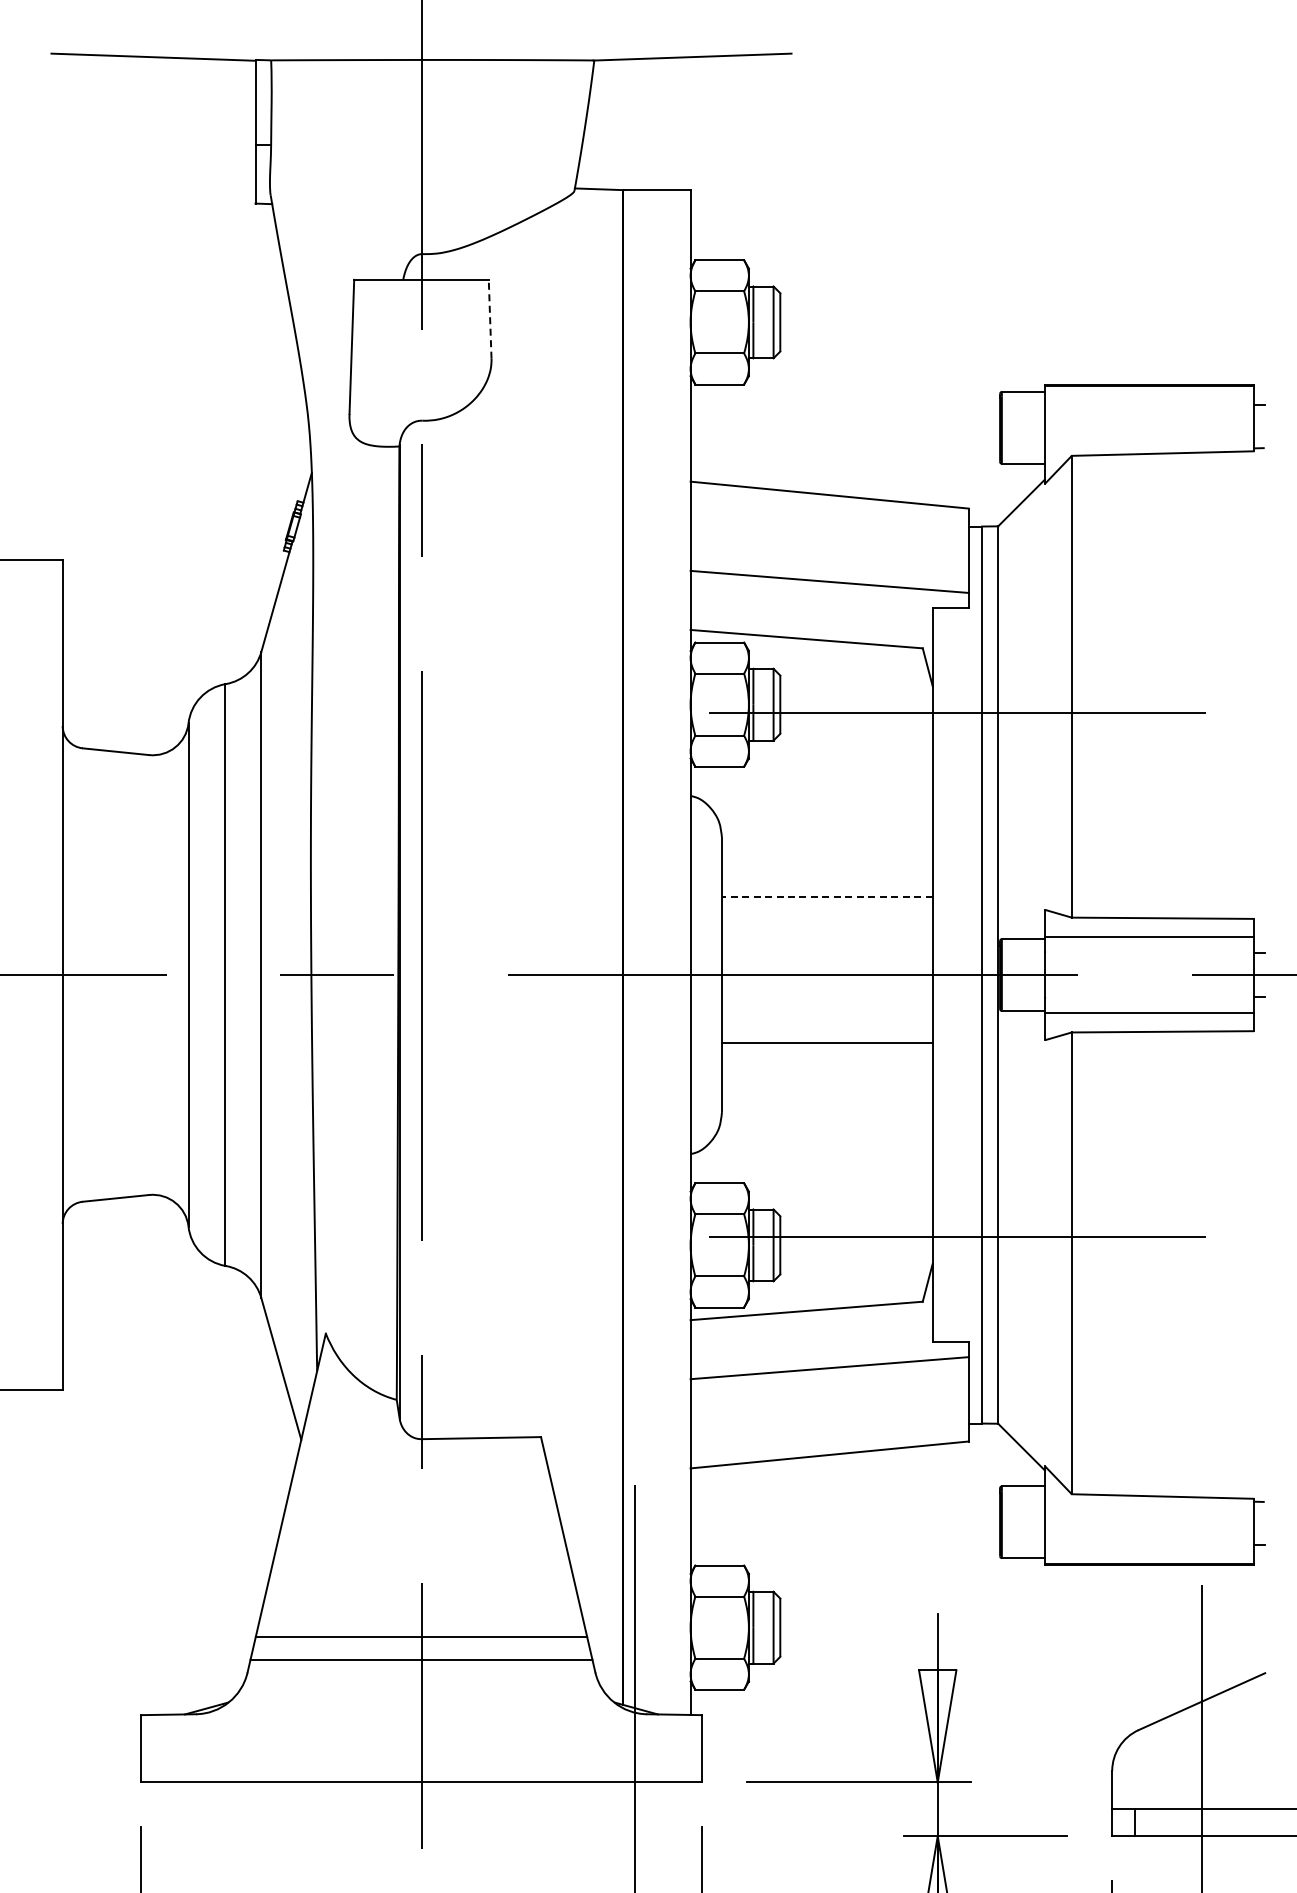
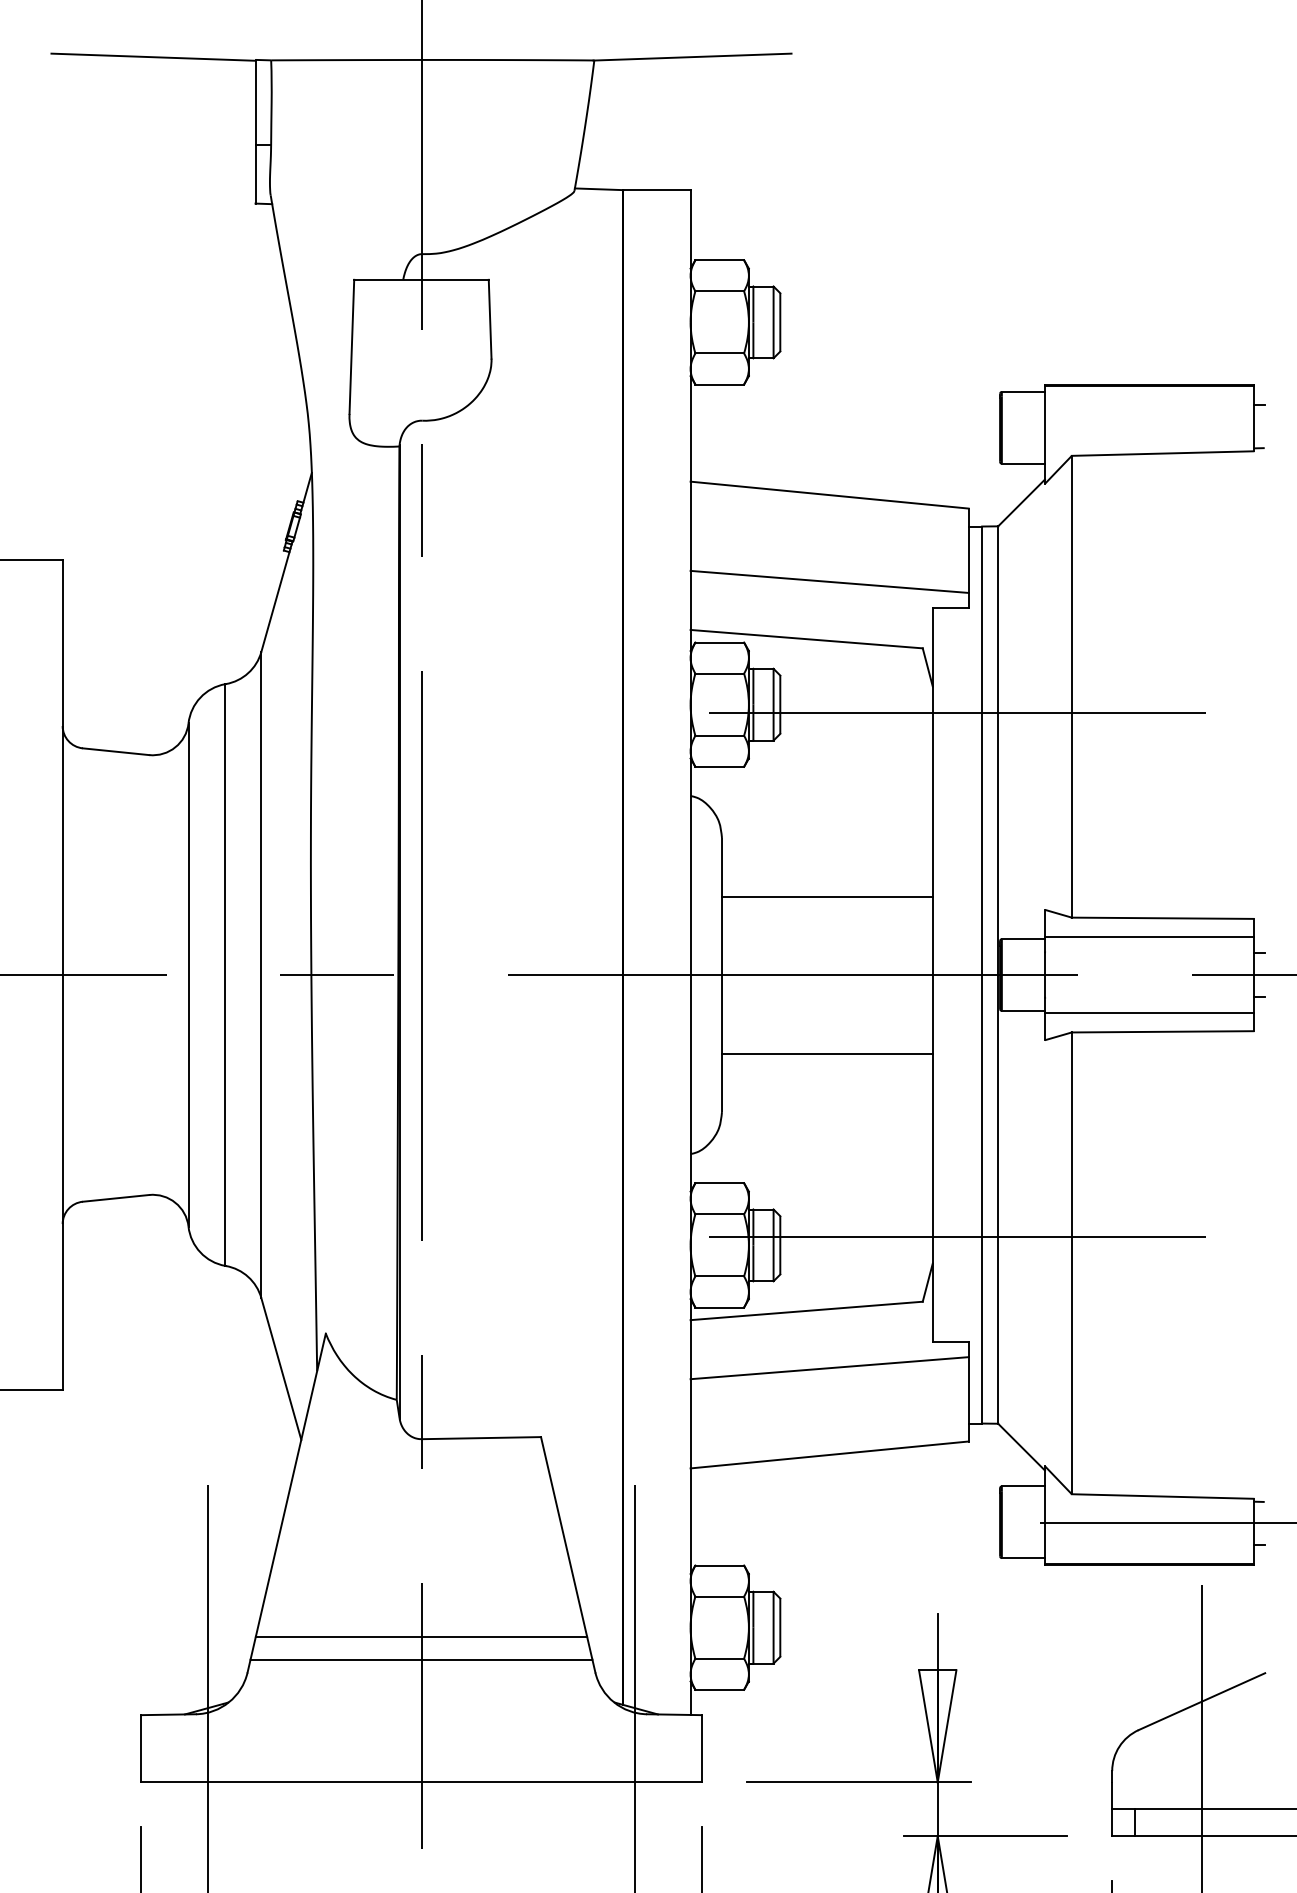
line: dashed -> solid (490, 318)
line: dashed -> solid (826, 896)
line position: (827, 1042) -> (827, 1053) (827, 1053)
line: none -> present (1166, 1522)
line: none -> present (208, 1686)
